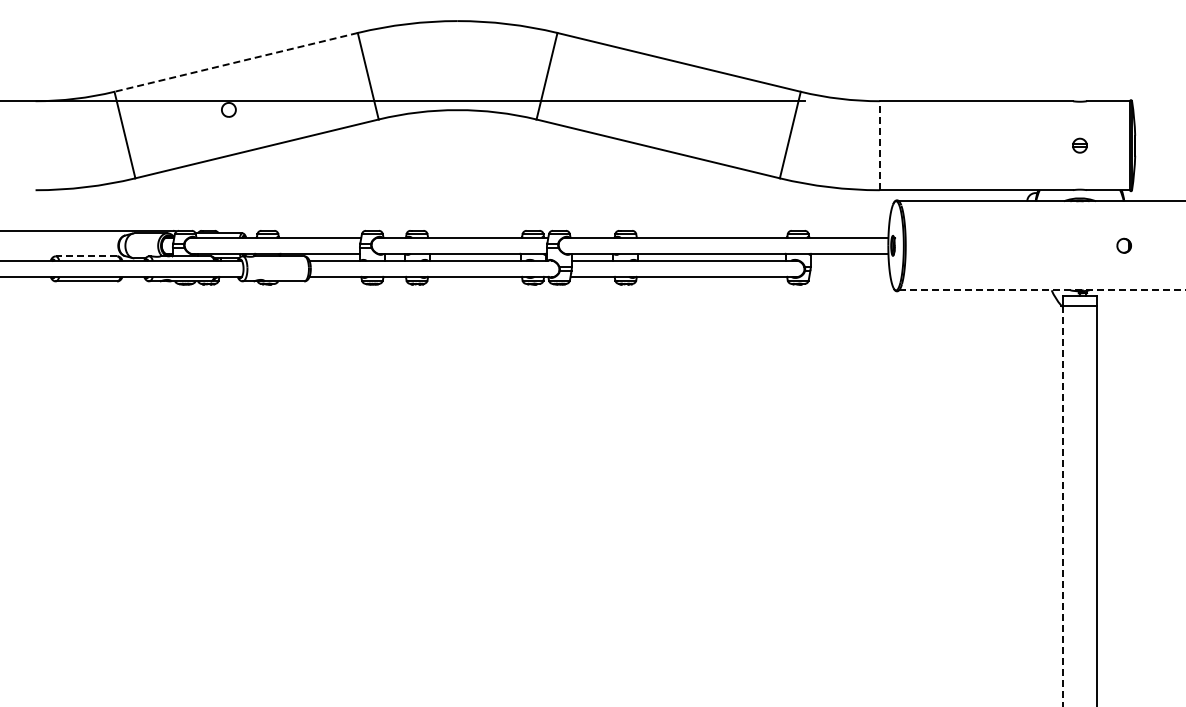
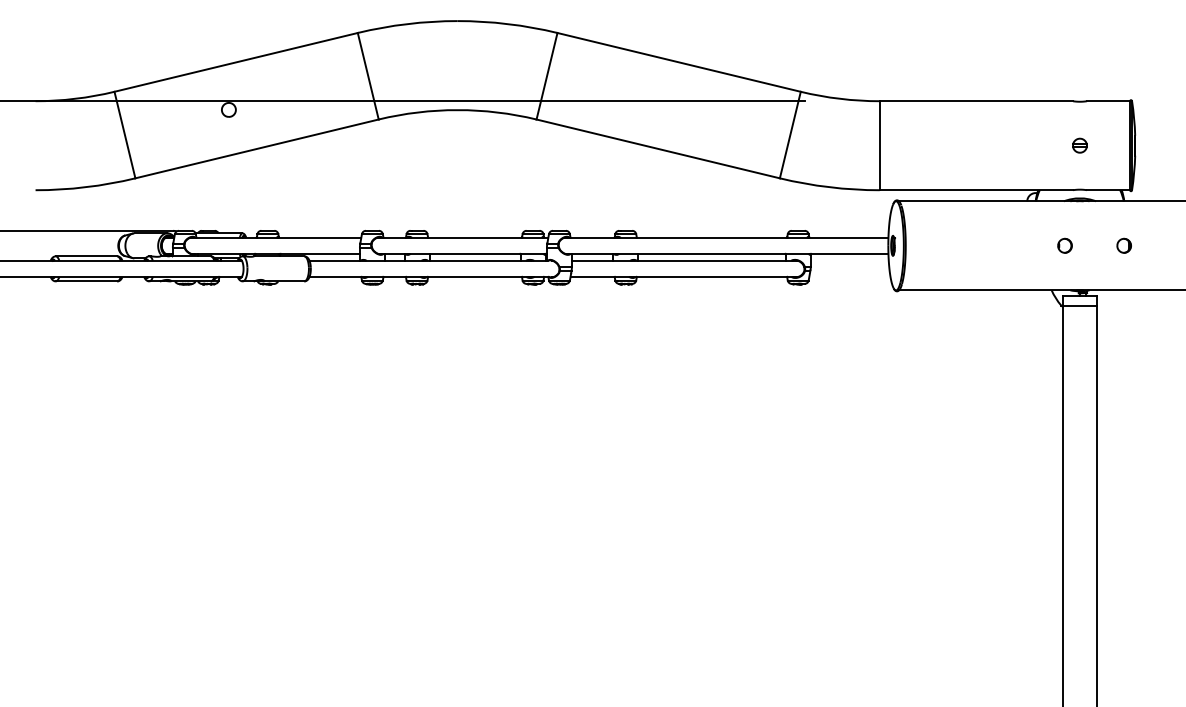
line: dashed -> solid (235, 62)
line: dashed -> solid (879, 145)
part: none -> present (1064, 245)
line: dashed -> solid (86, 256)
line: dashed -> solid (1042, 290)
line: dashed -> solid (1063, 506)
